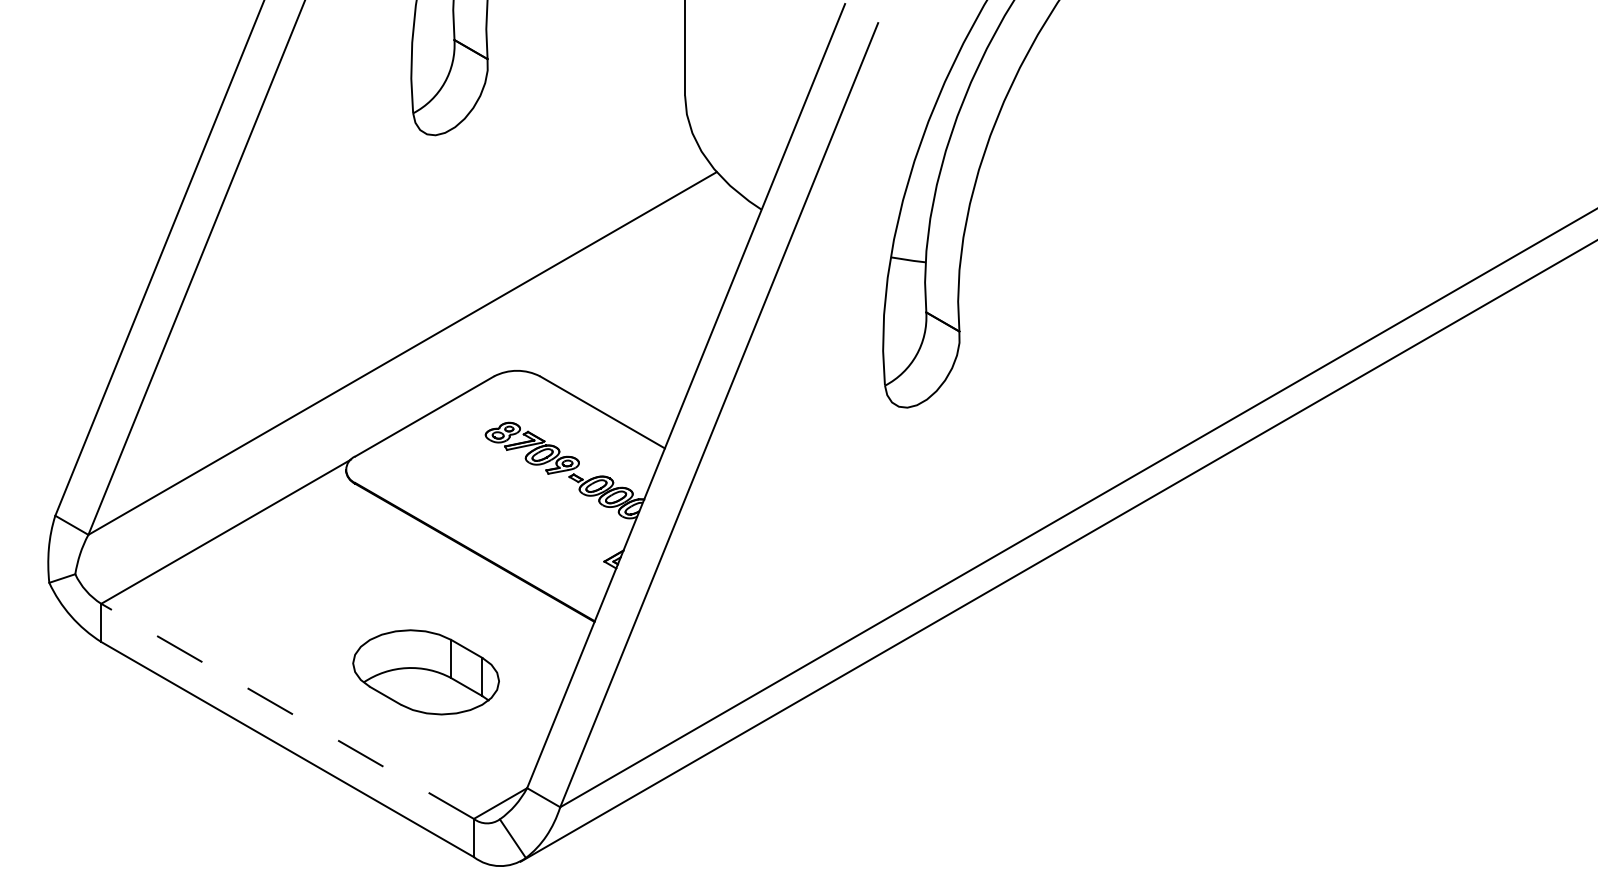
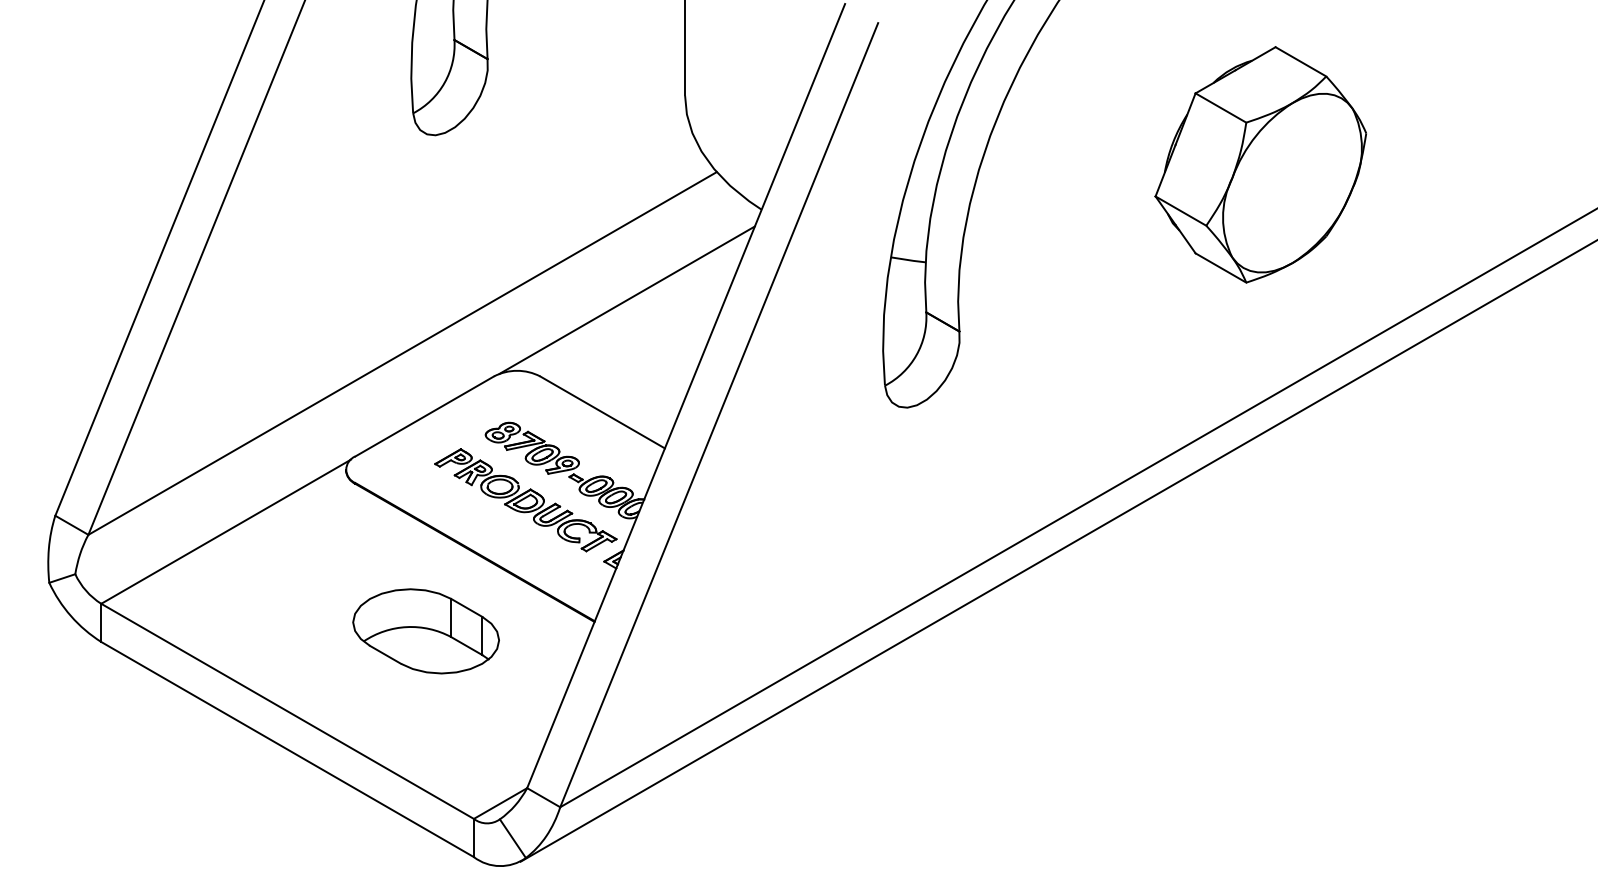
part: none -> present (1260, 164)
line: none -> present (626, 299)
part: none -> present (525, 500)
part position: (425, 672) -> (425, 631) (425, 631)
line: dashed -> solid (287, 711)
